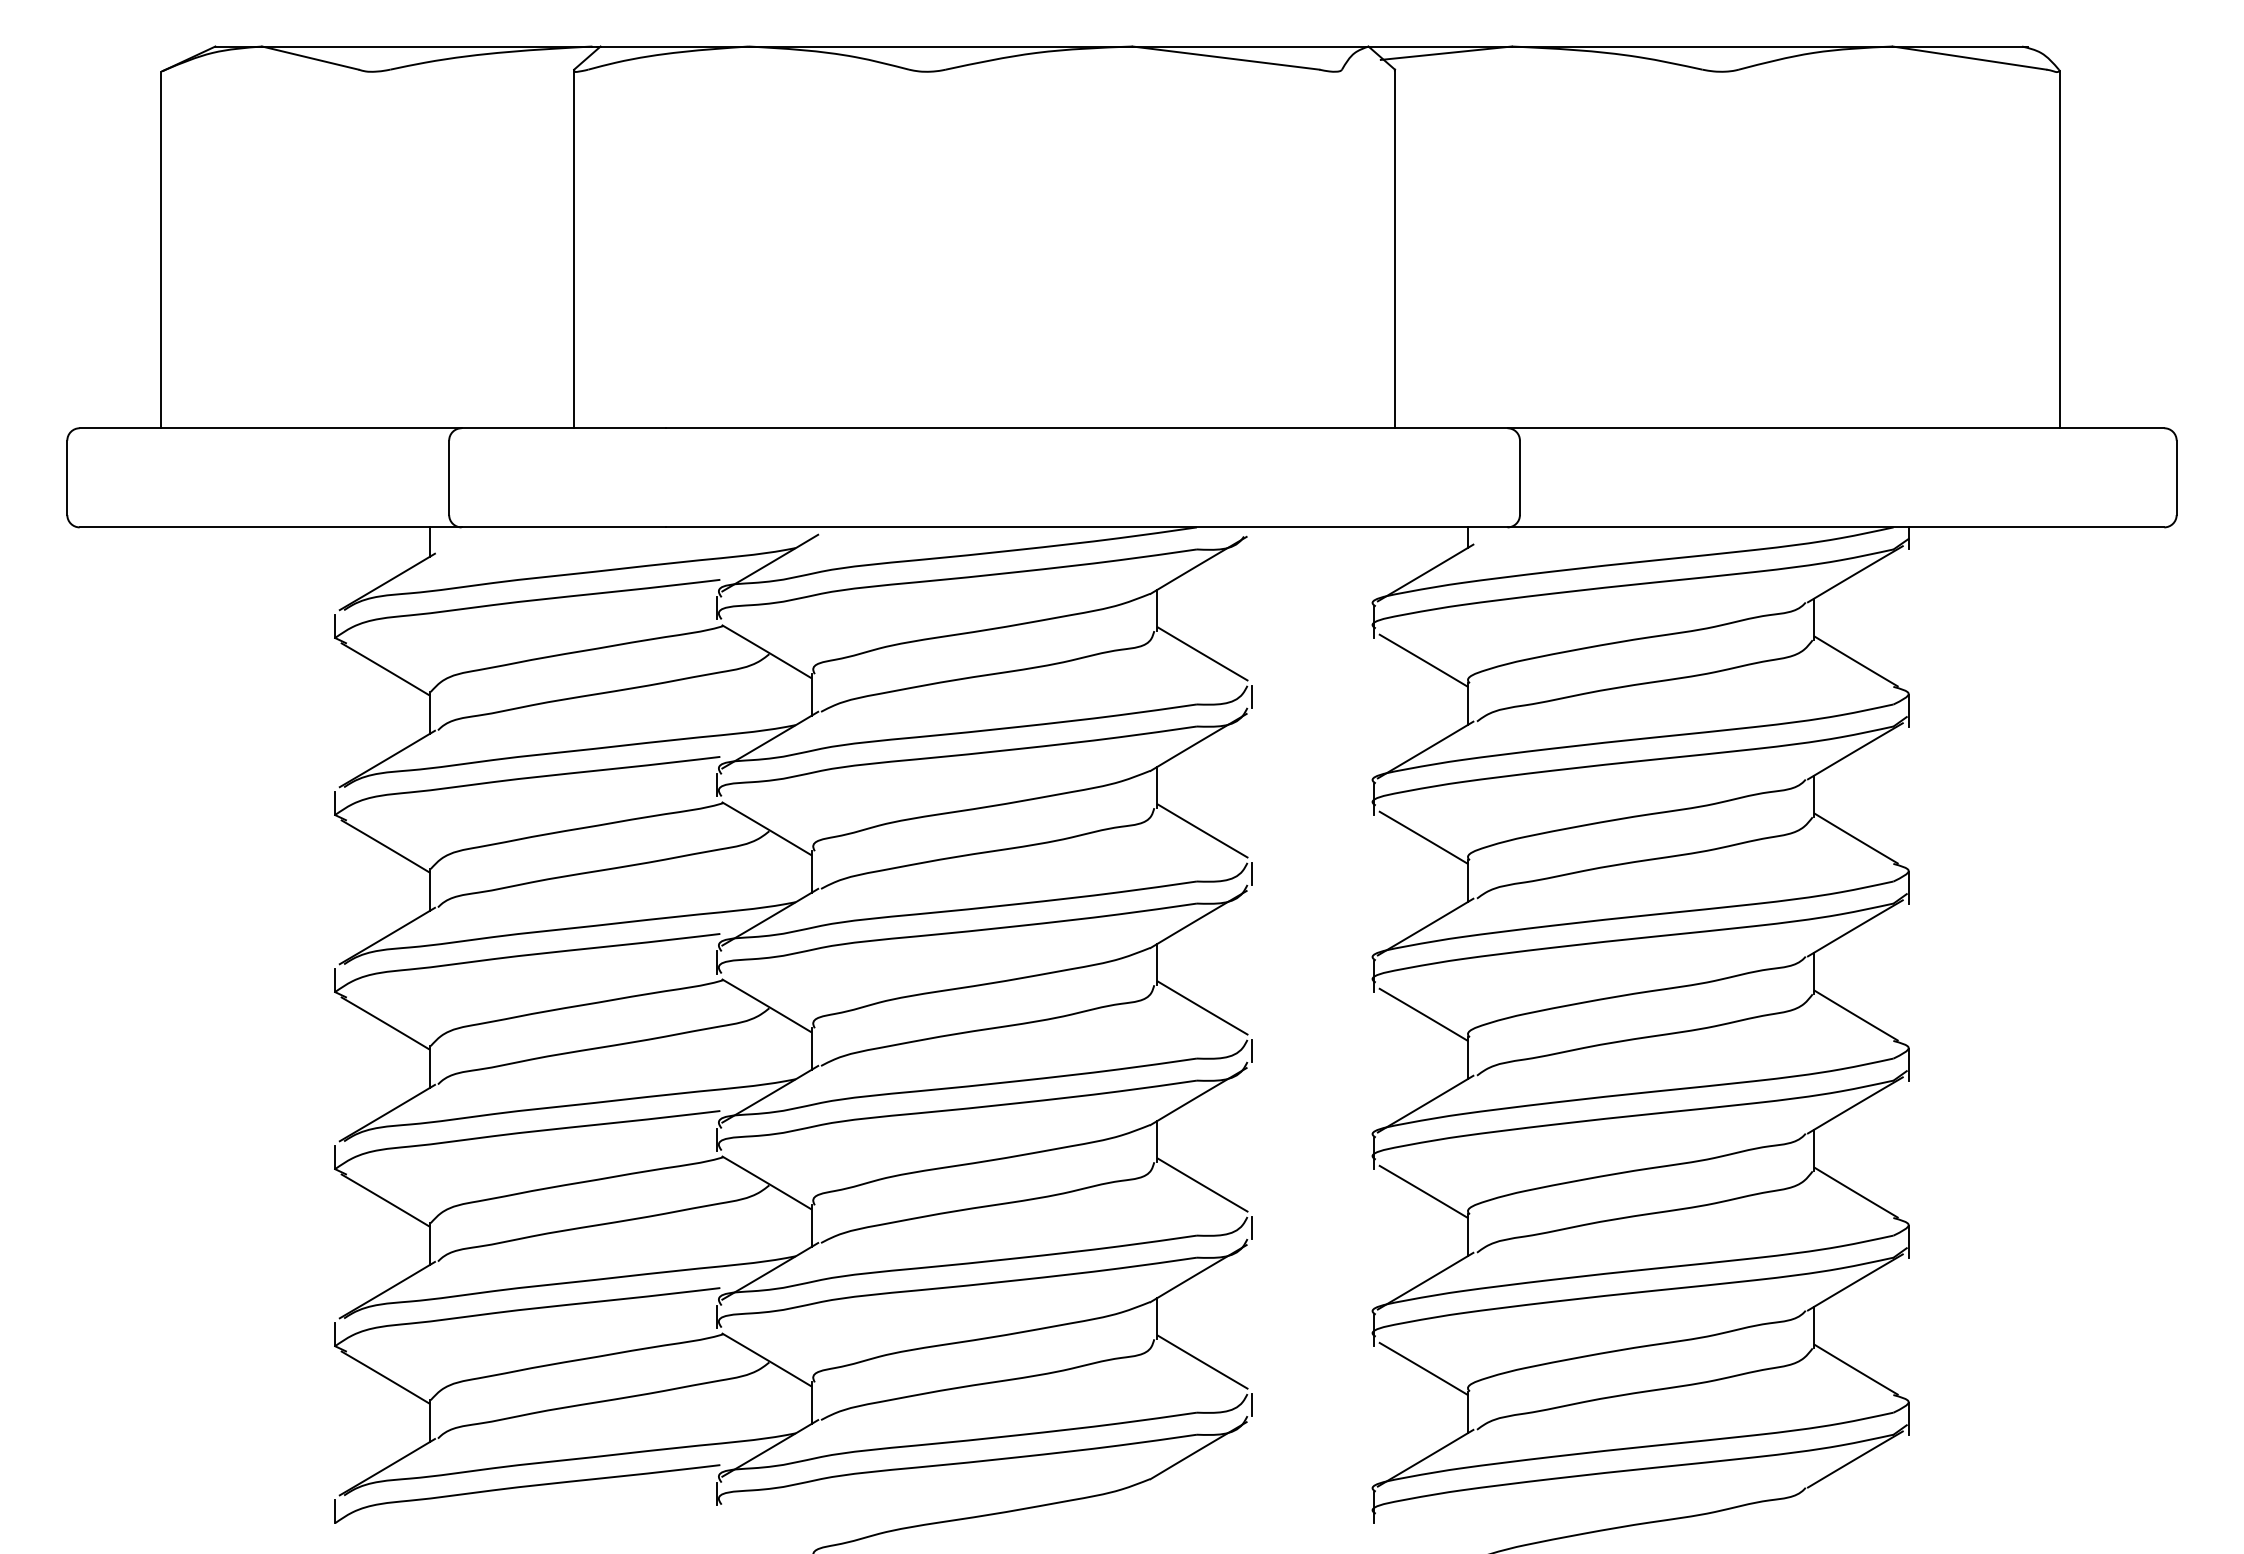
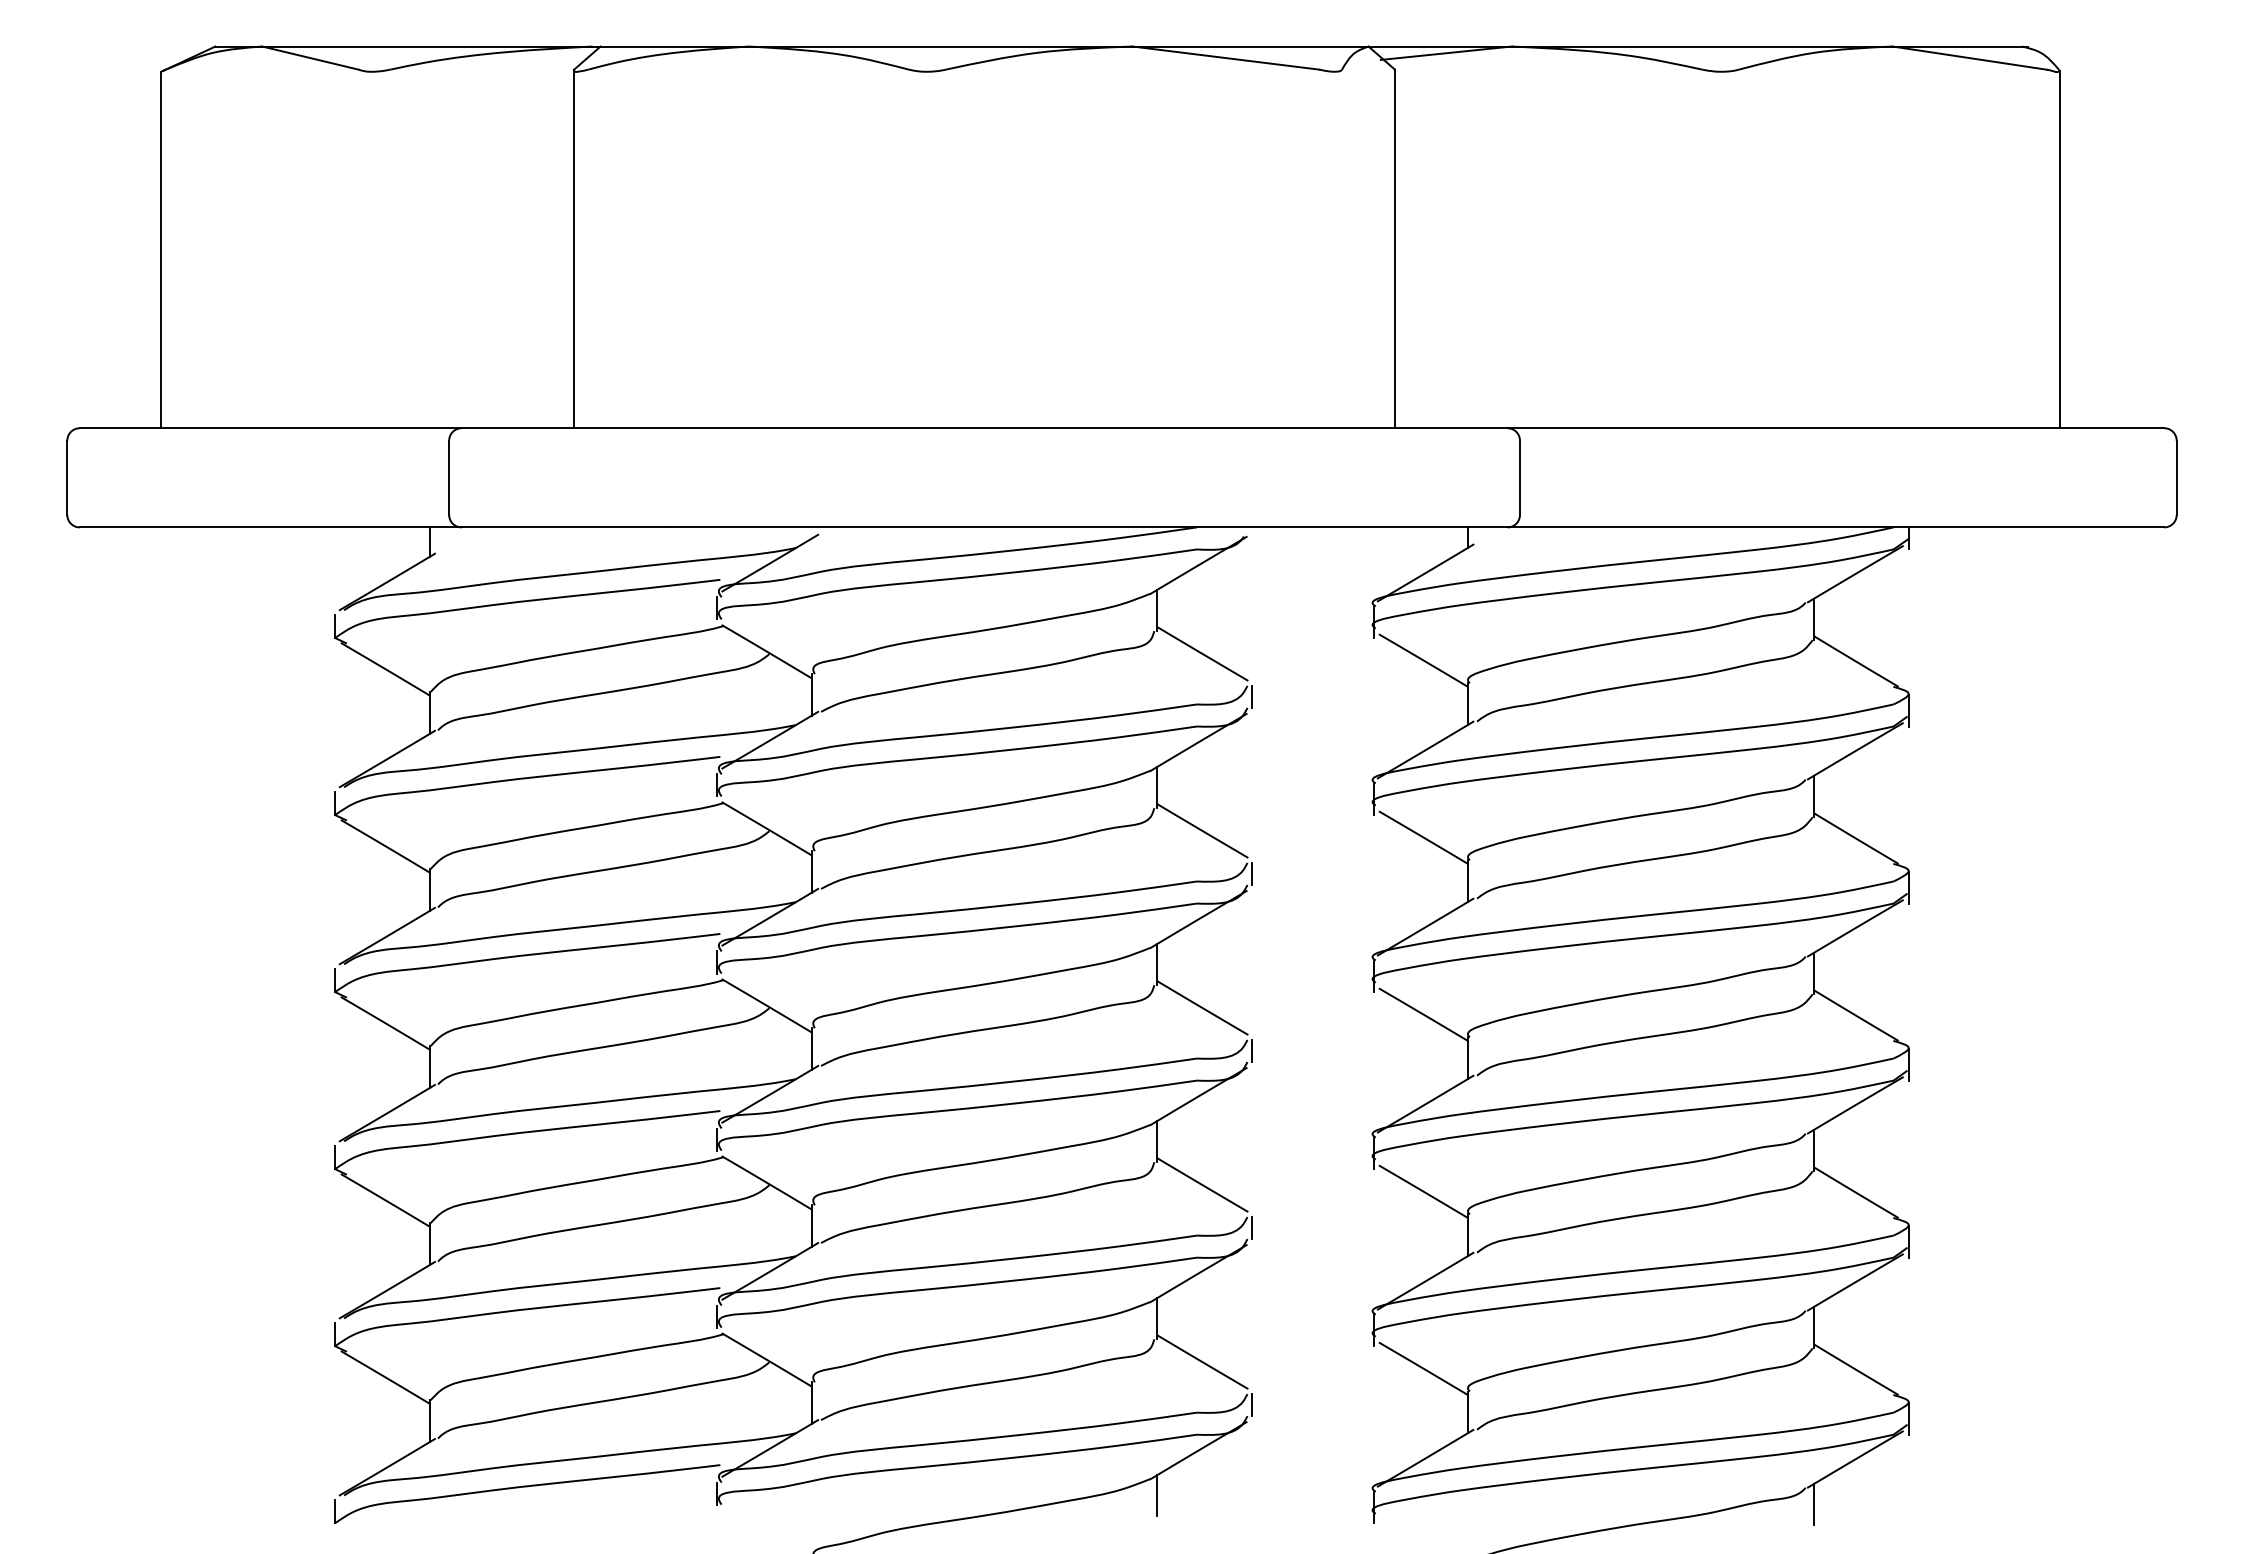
line: none -> present (1157, 1495)
line: none -> present (1814, 1504)
